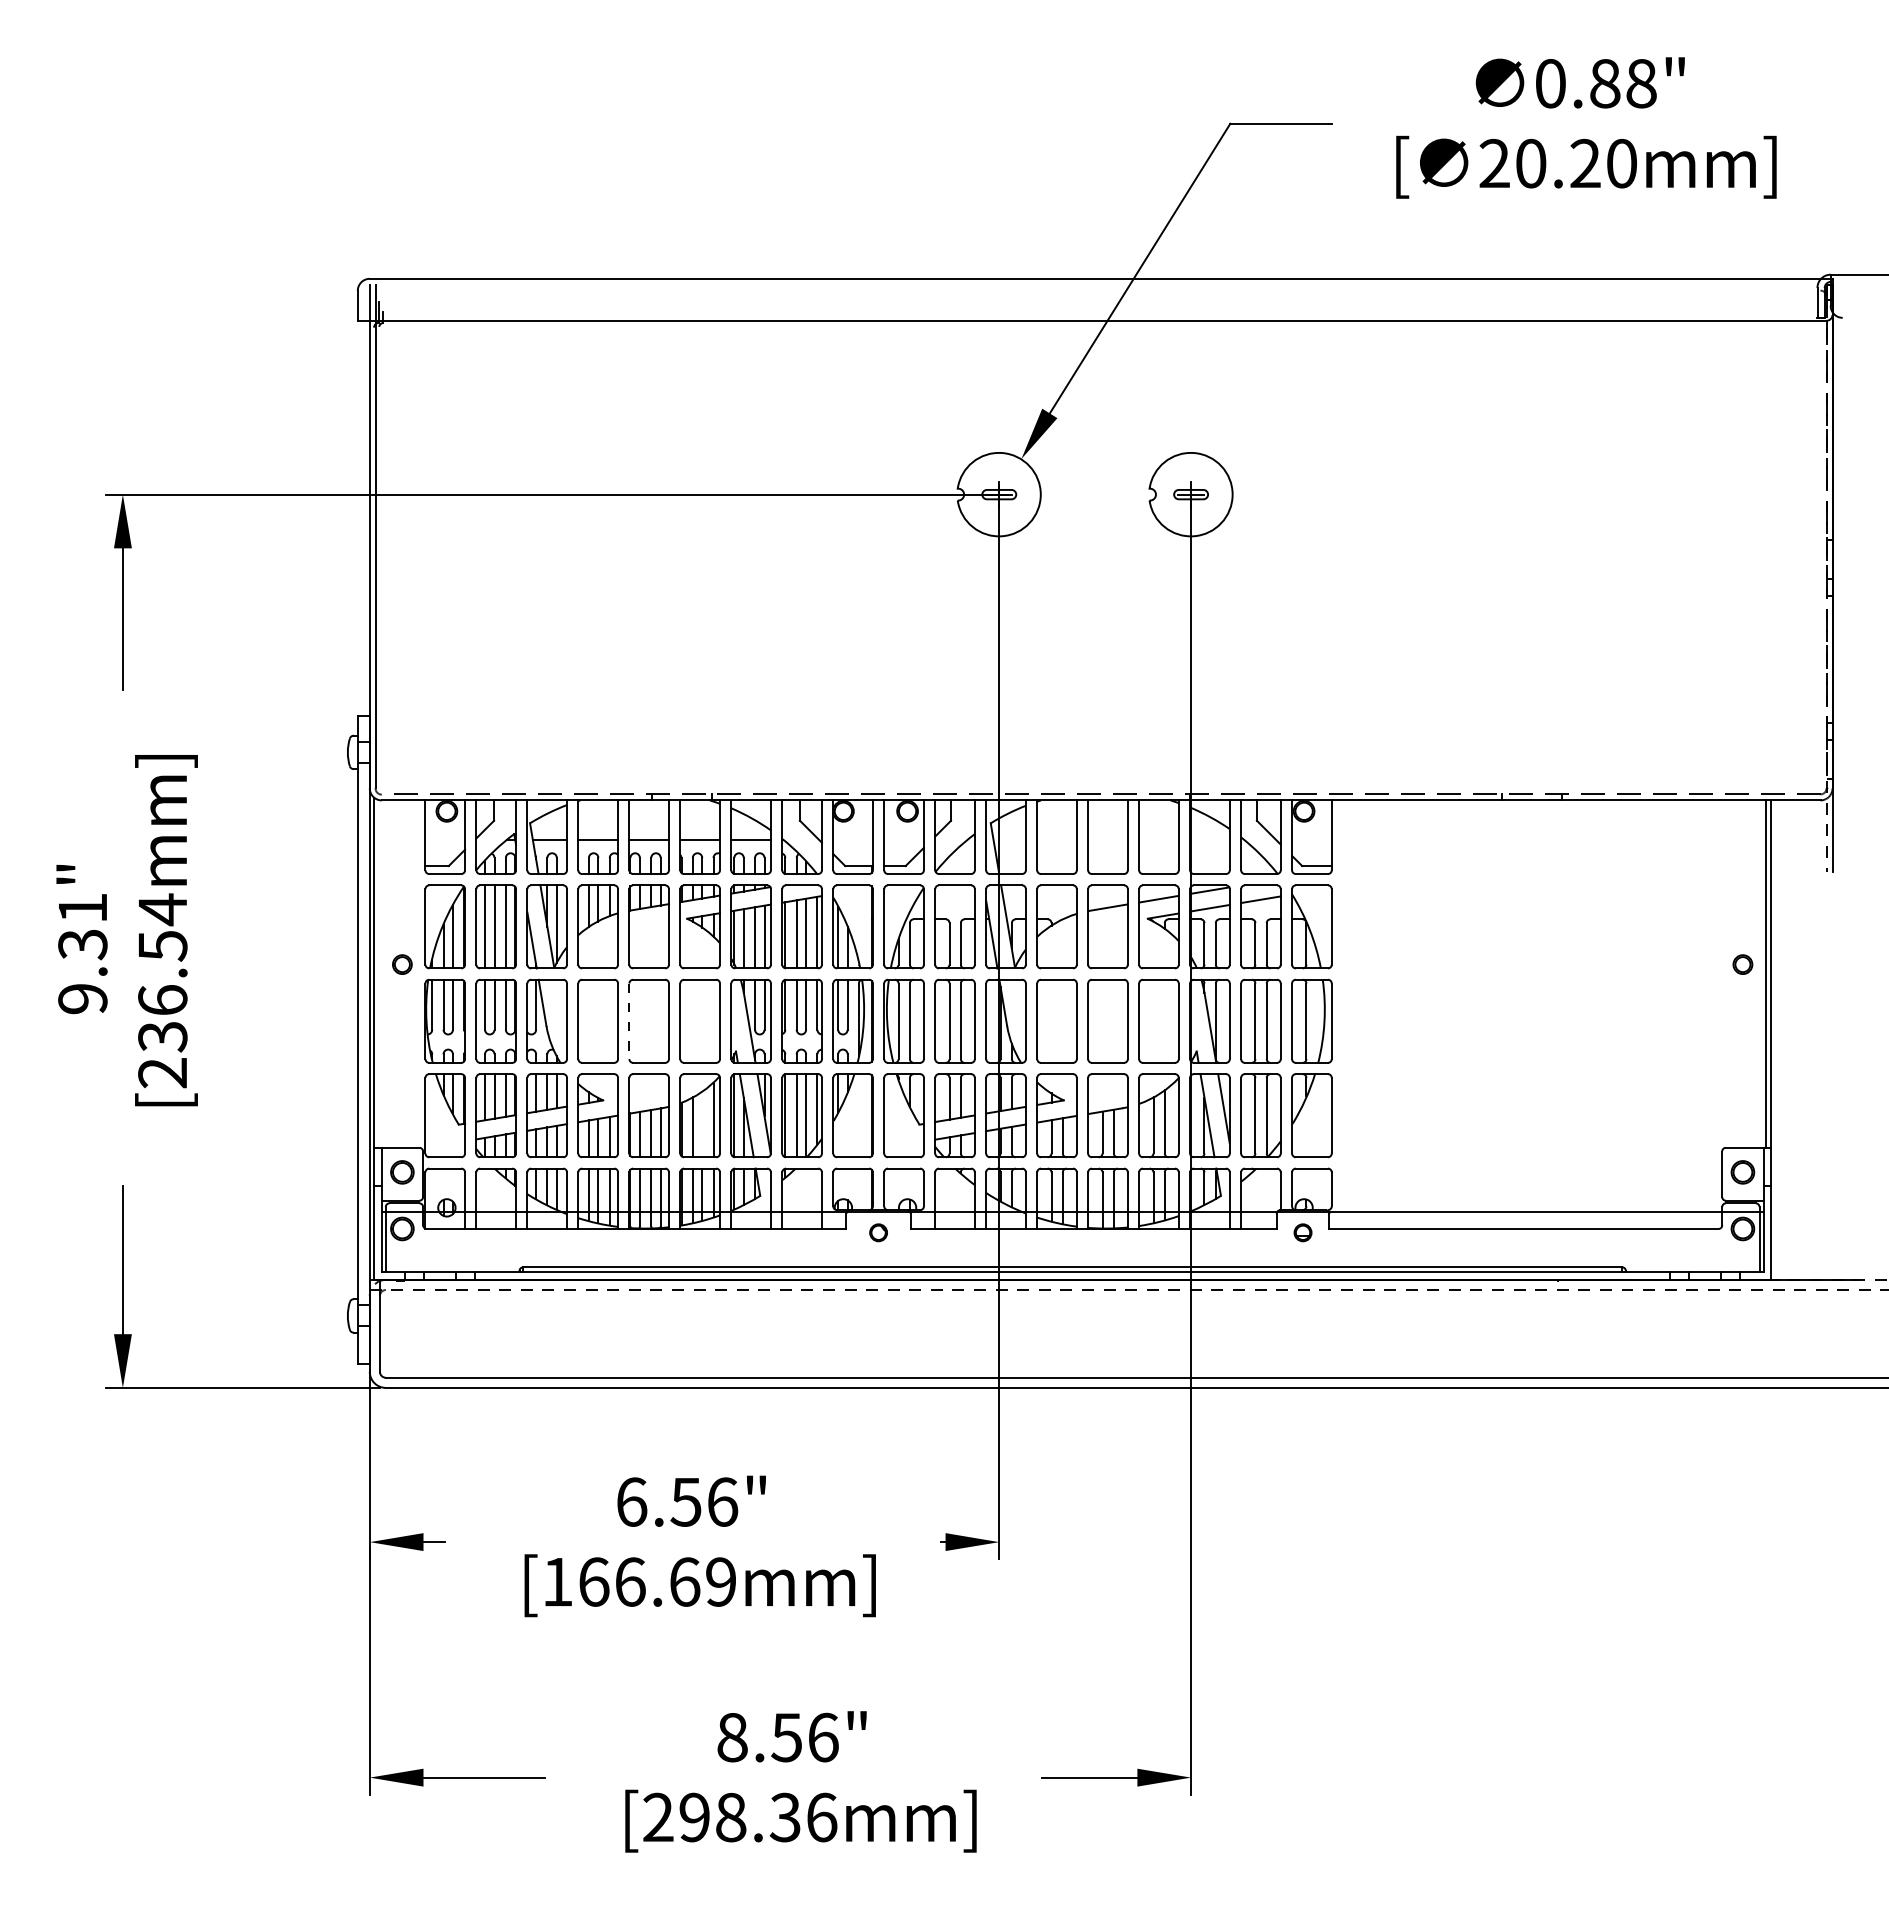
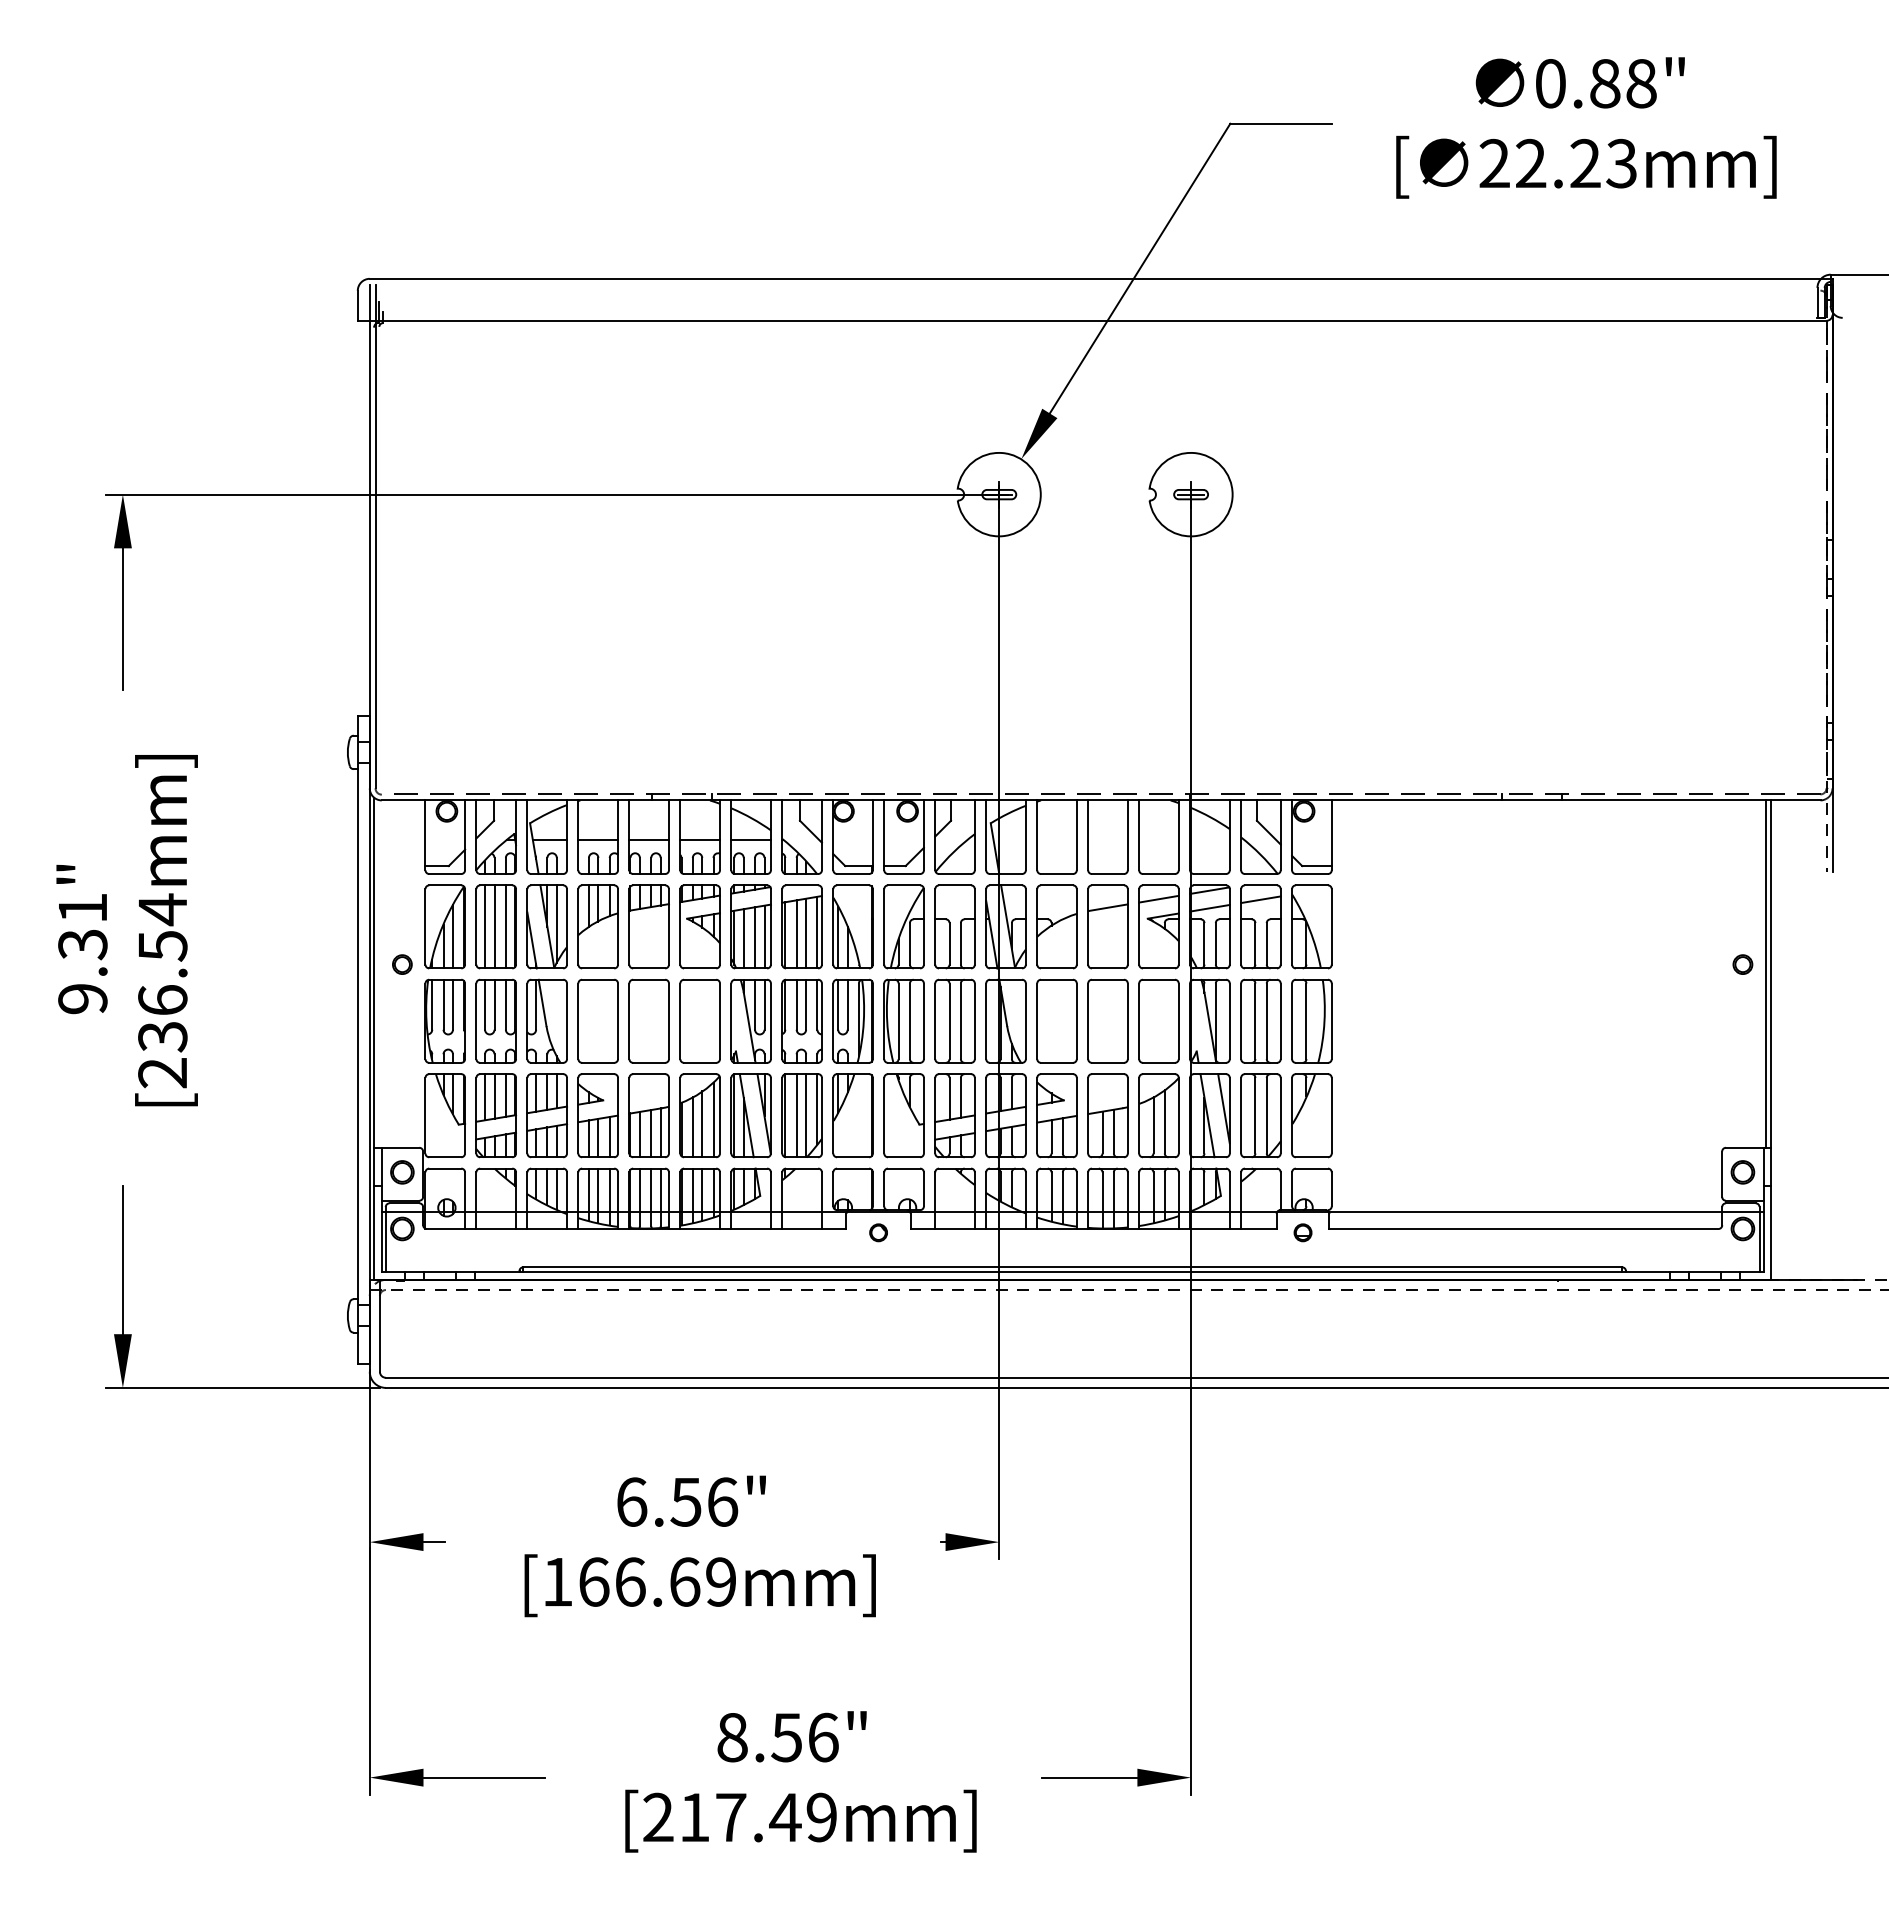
text: 20.20mm] -> 22.23mm] (1576, 163)
line: dashed -> solid (629, 1021)
line: none -> present (702, 1124)
text: [298.36mm] -> [217.49mm] (758, 1817)
